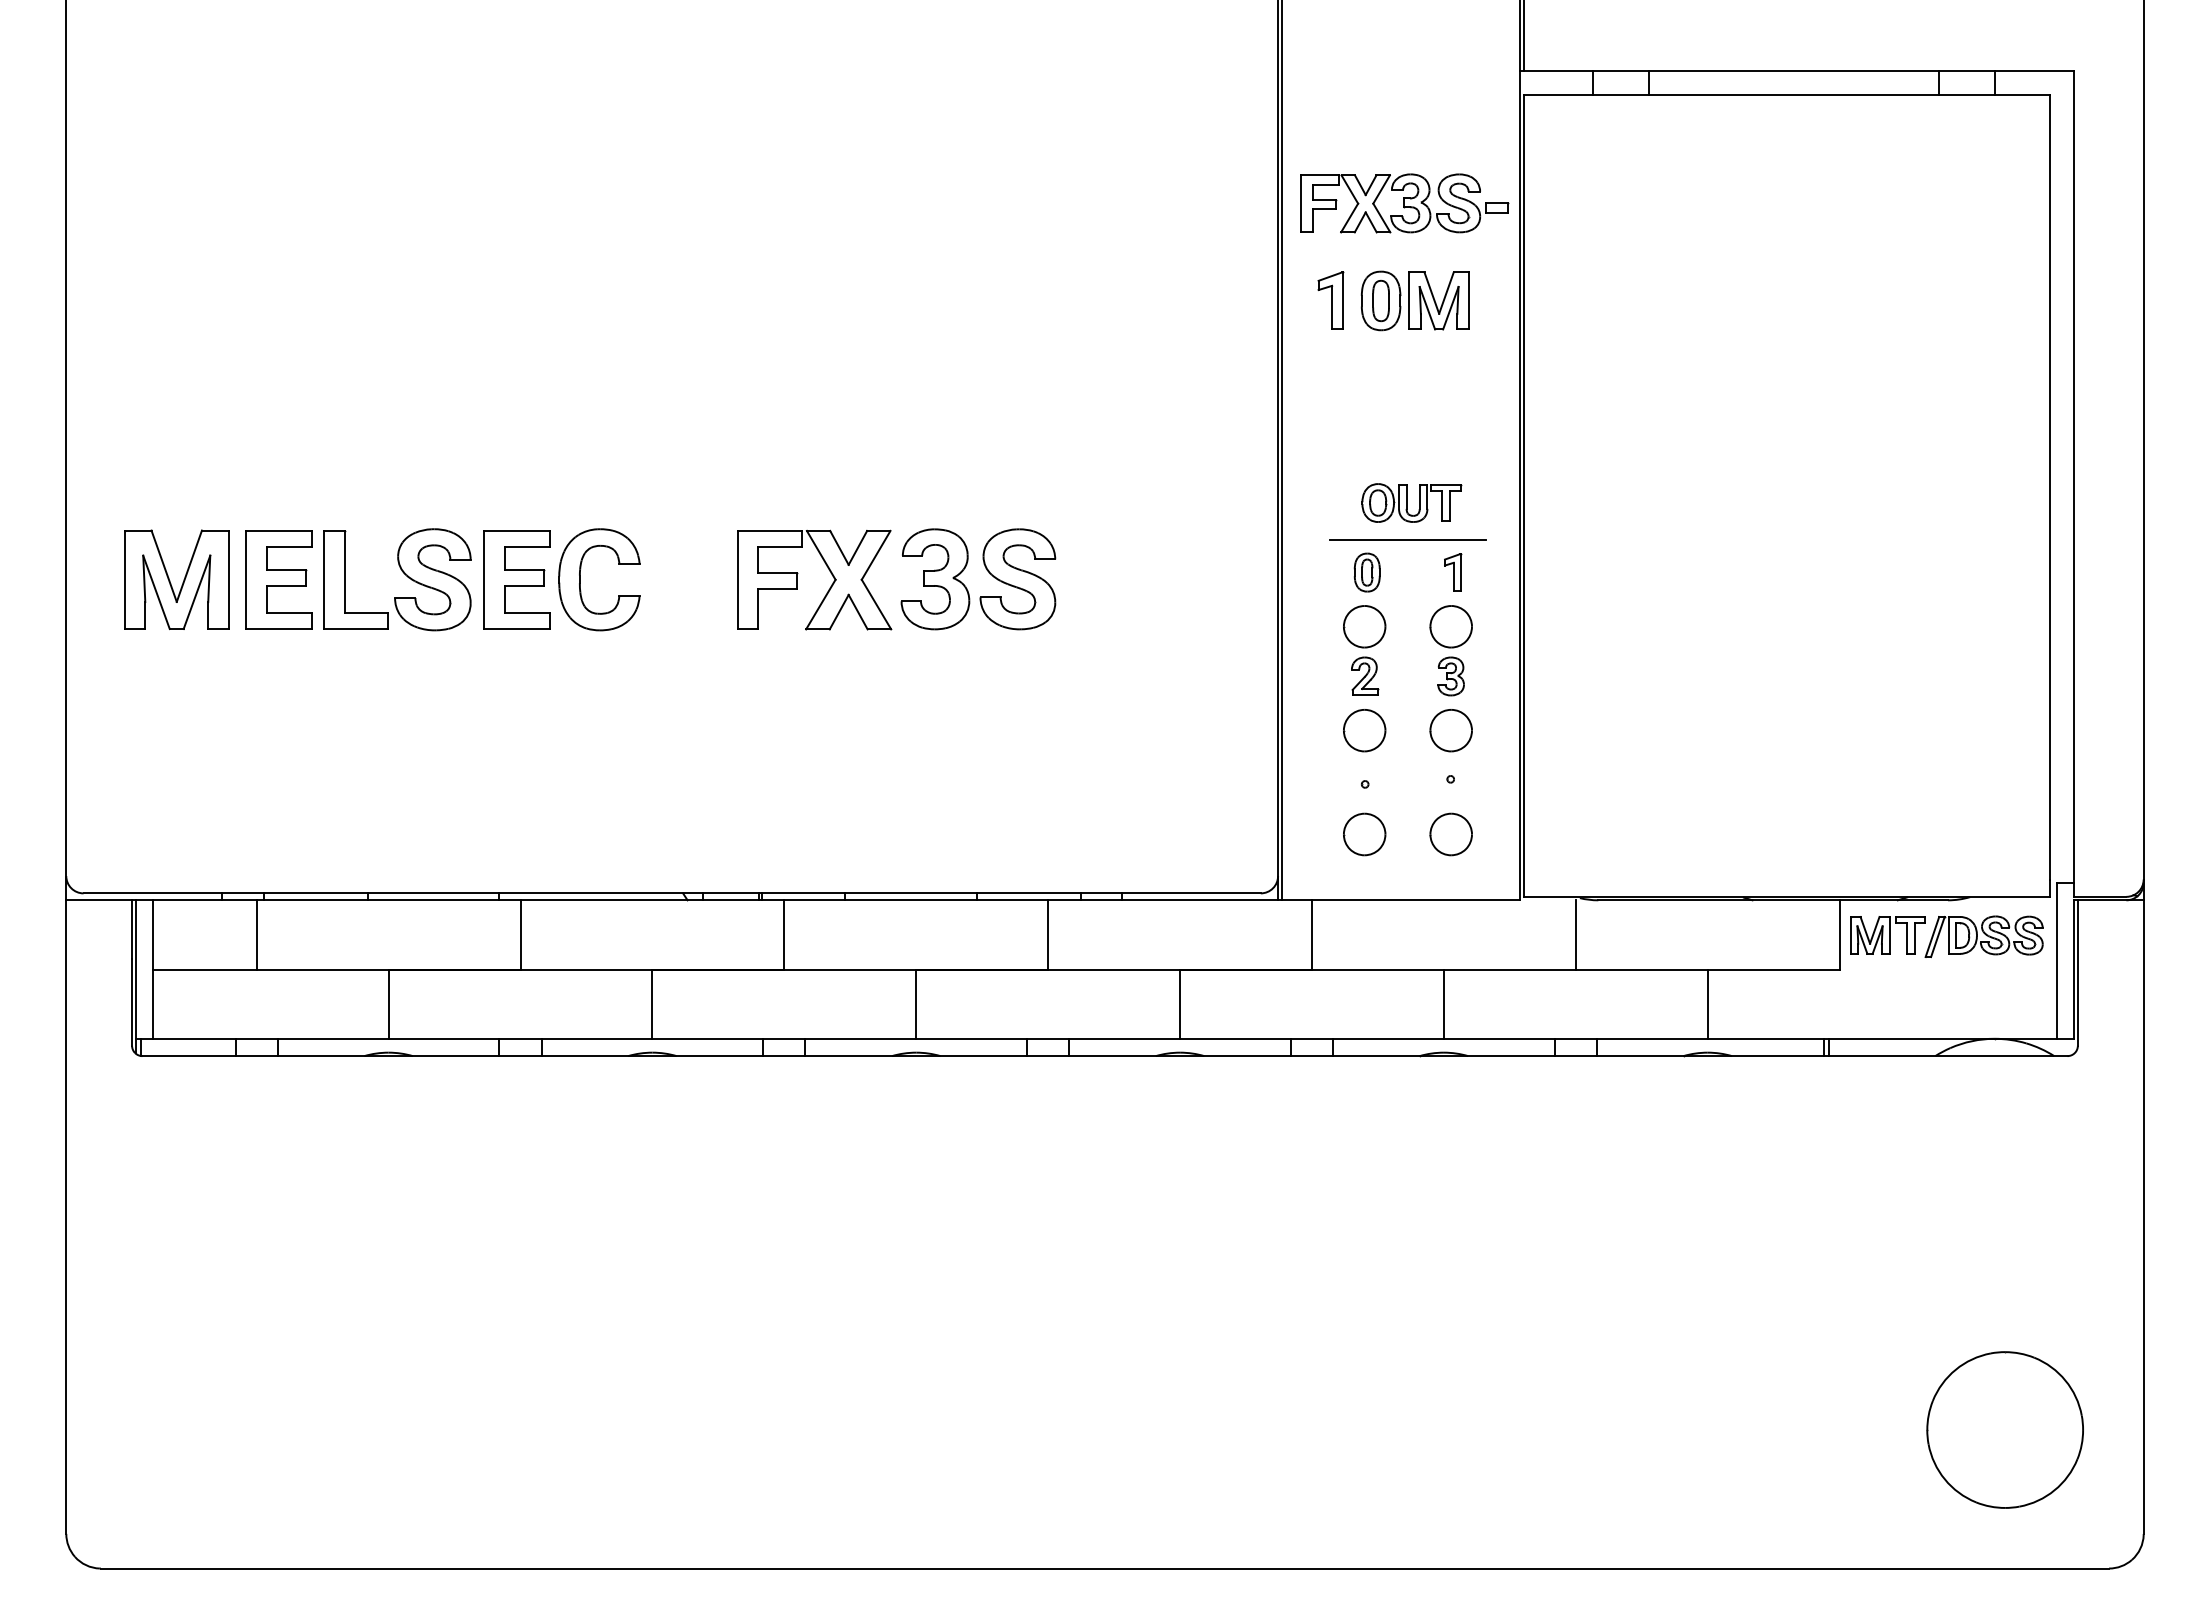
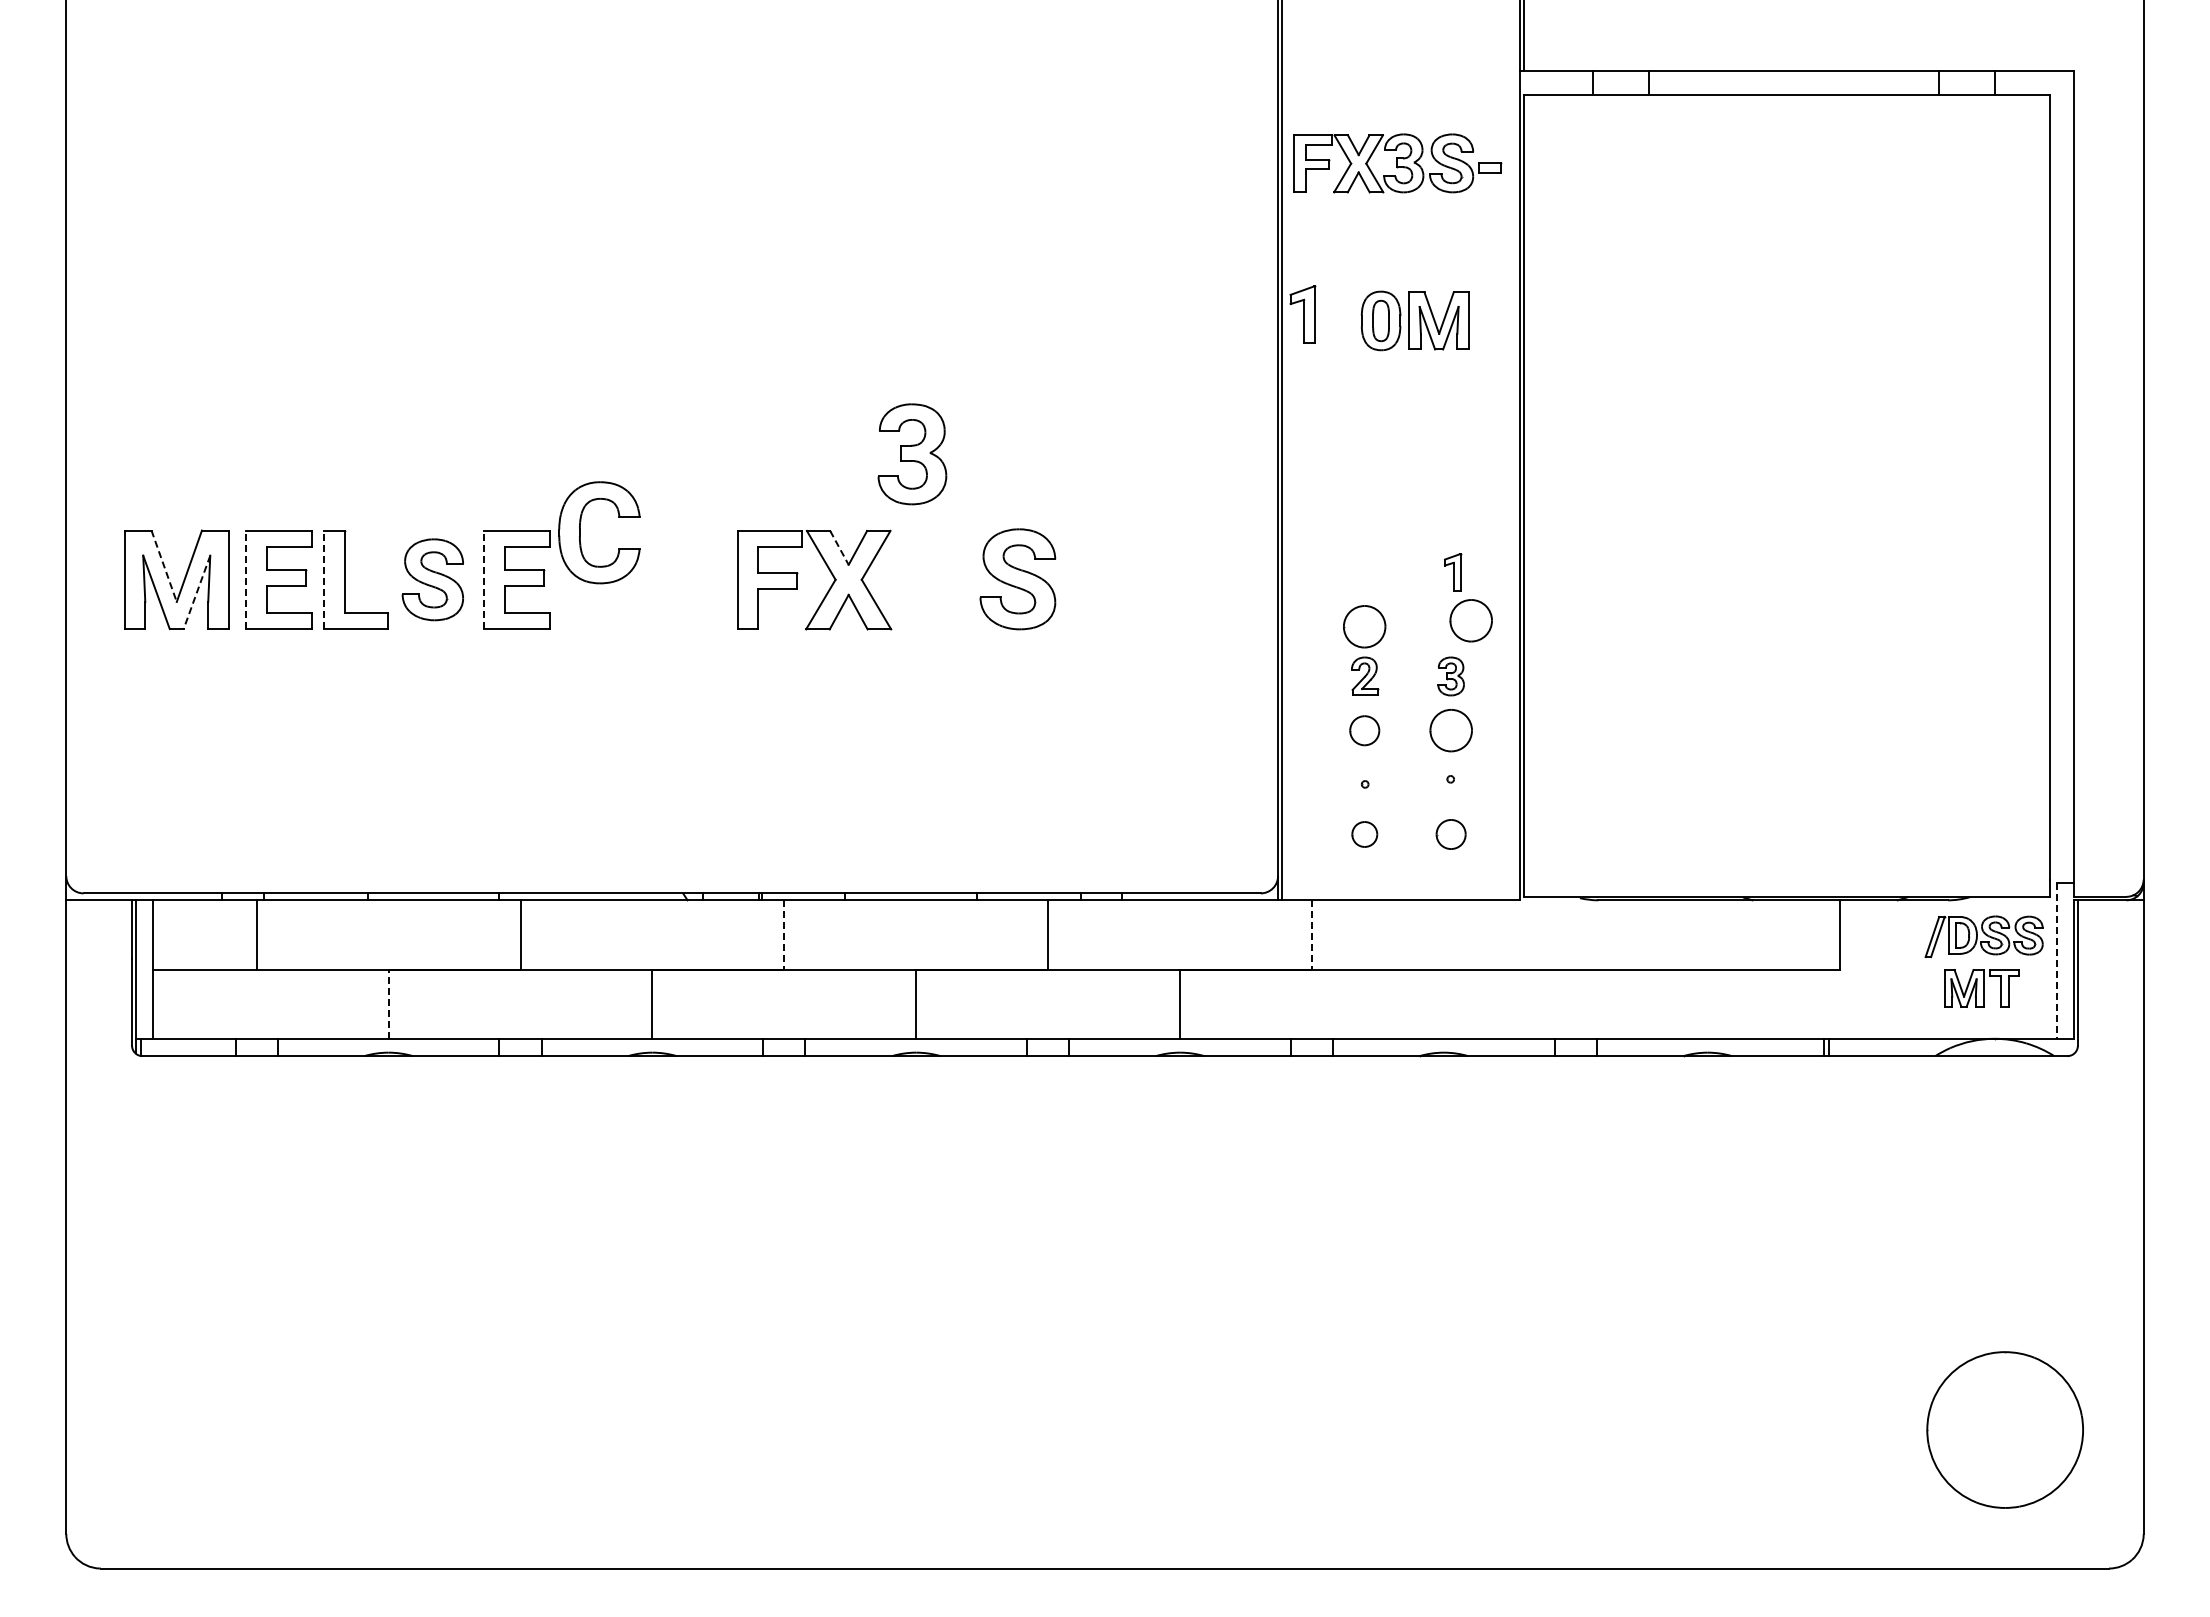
part position: (1404, 203) -> (1397, 163) (1397, 163)
part position: (1330, 300) -> (1302, 314) (1302, 314)
part position: (1414, 300) -> (1414, 320) (1414, 320)
part: present -> none (1411, 502)
line: present -> none (1407, 540)
line: solid -> dashed (839, 548)
line: solid -> dashed (164, 566)
part: present -> none (1366, 572)
line: solid -> dashed (246, 579)
line: solid -> dashed (324, 579)
part size: 78x104 px -> 63x84 px (432, 579)
line: solid -> dashed (484, 579)
part position: (580, 579) -> (580, 532) (580, 532)
part position: (935, 579) -> (912, 454) (912, 454)
line: solid -> dashed (196, 592)
part position: (1450, 626) -> (1470, 620) (1470, 620)
part size: 44x44 px -> 32x32 px (1364, 730)
part size: 44x45 px -> 28x27 px (1364, 834)
part size: 44x45 px -> 32x31 px (1450, 834)
line: solid -> dashed (784, 934)
line: solid -> dashed (1312, 934)
line: present -> none (1575, 934)
part position: (1887, 935) -> (1981, 988) (1981, 988)
line: solid -> dashed (2057, 960)
line: present -> none (1443, 1003)
line: present -> none (1707, 1003)
line: solid -> dashed (388, 1004)
